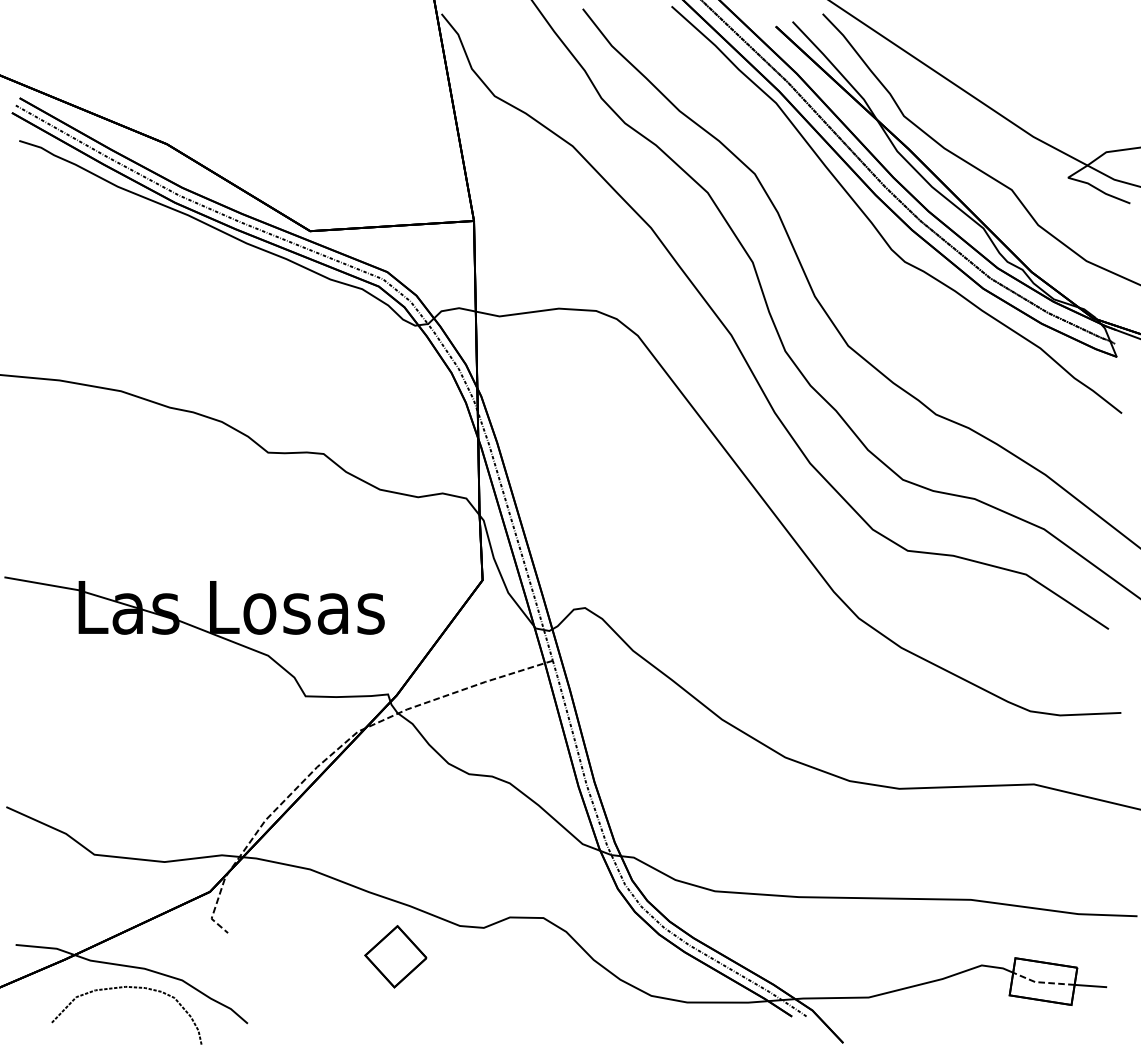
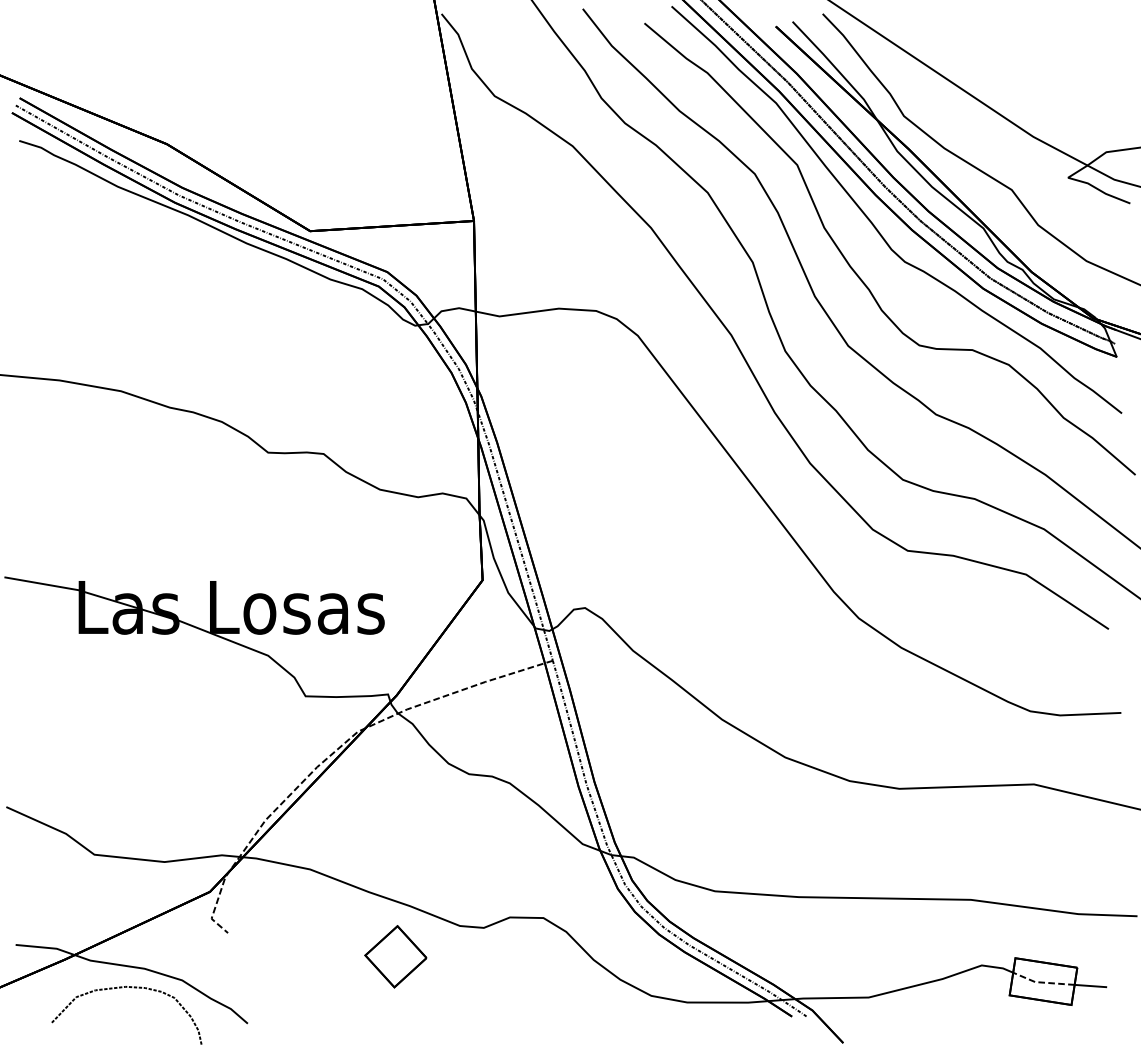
part: none -> present (857, 273)
